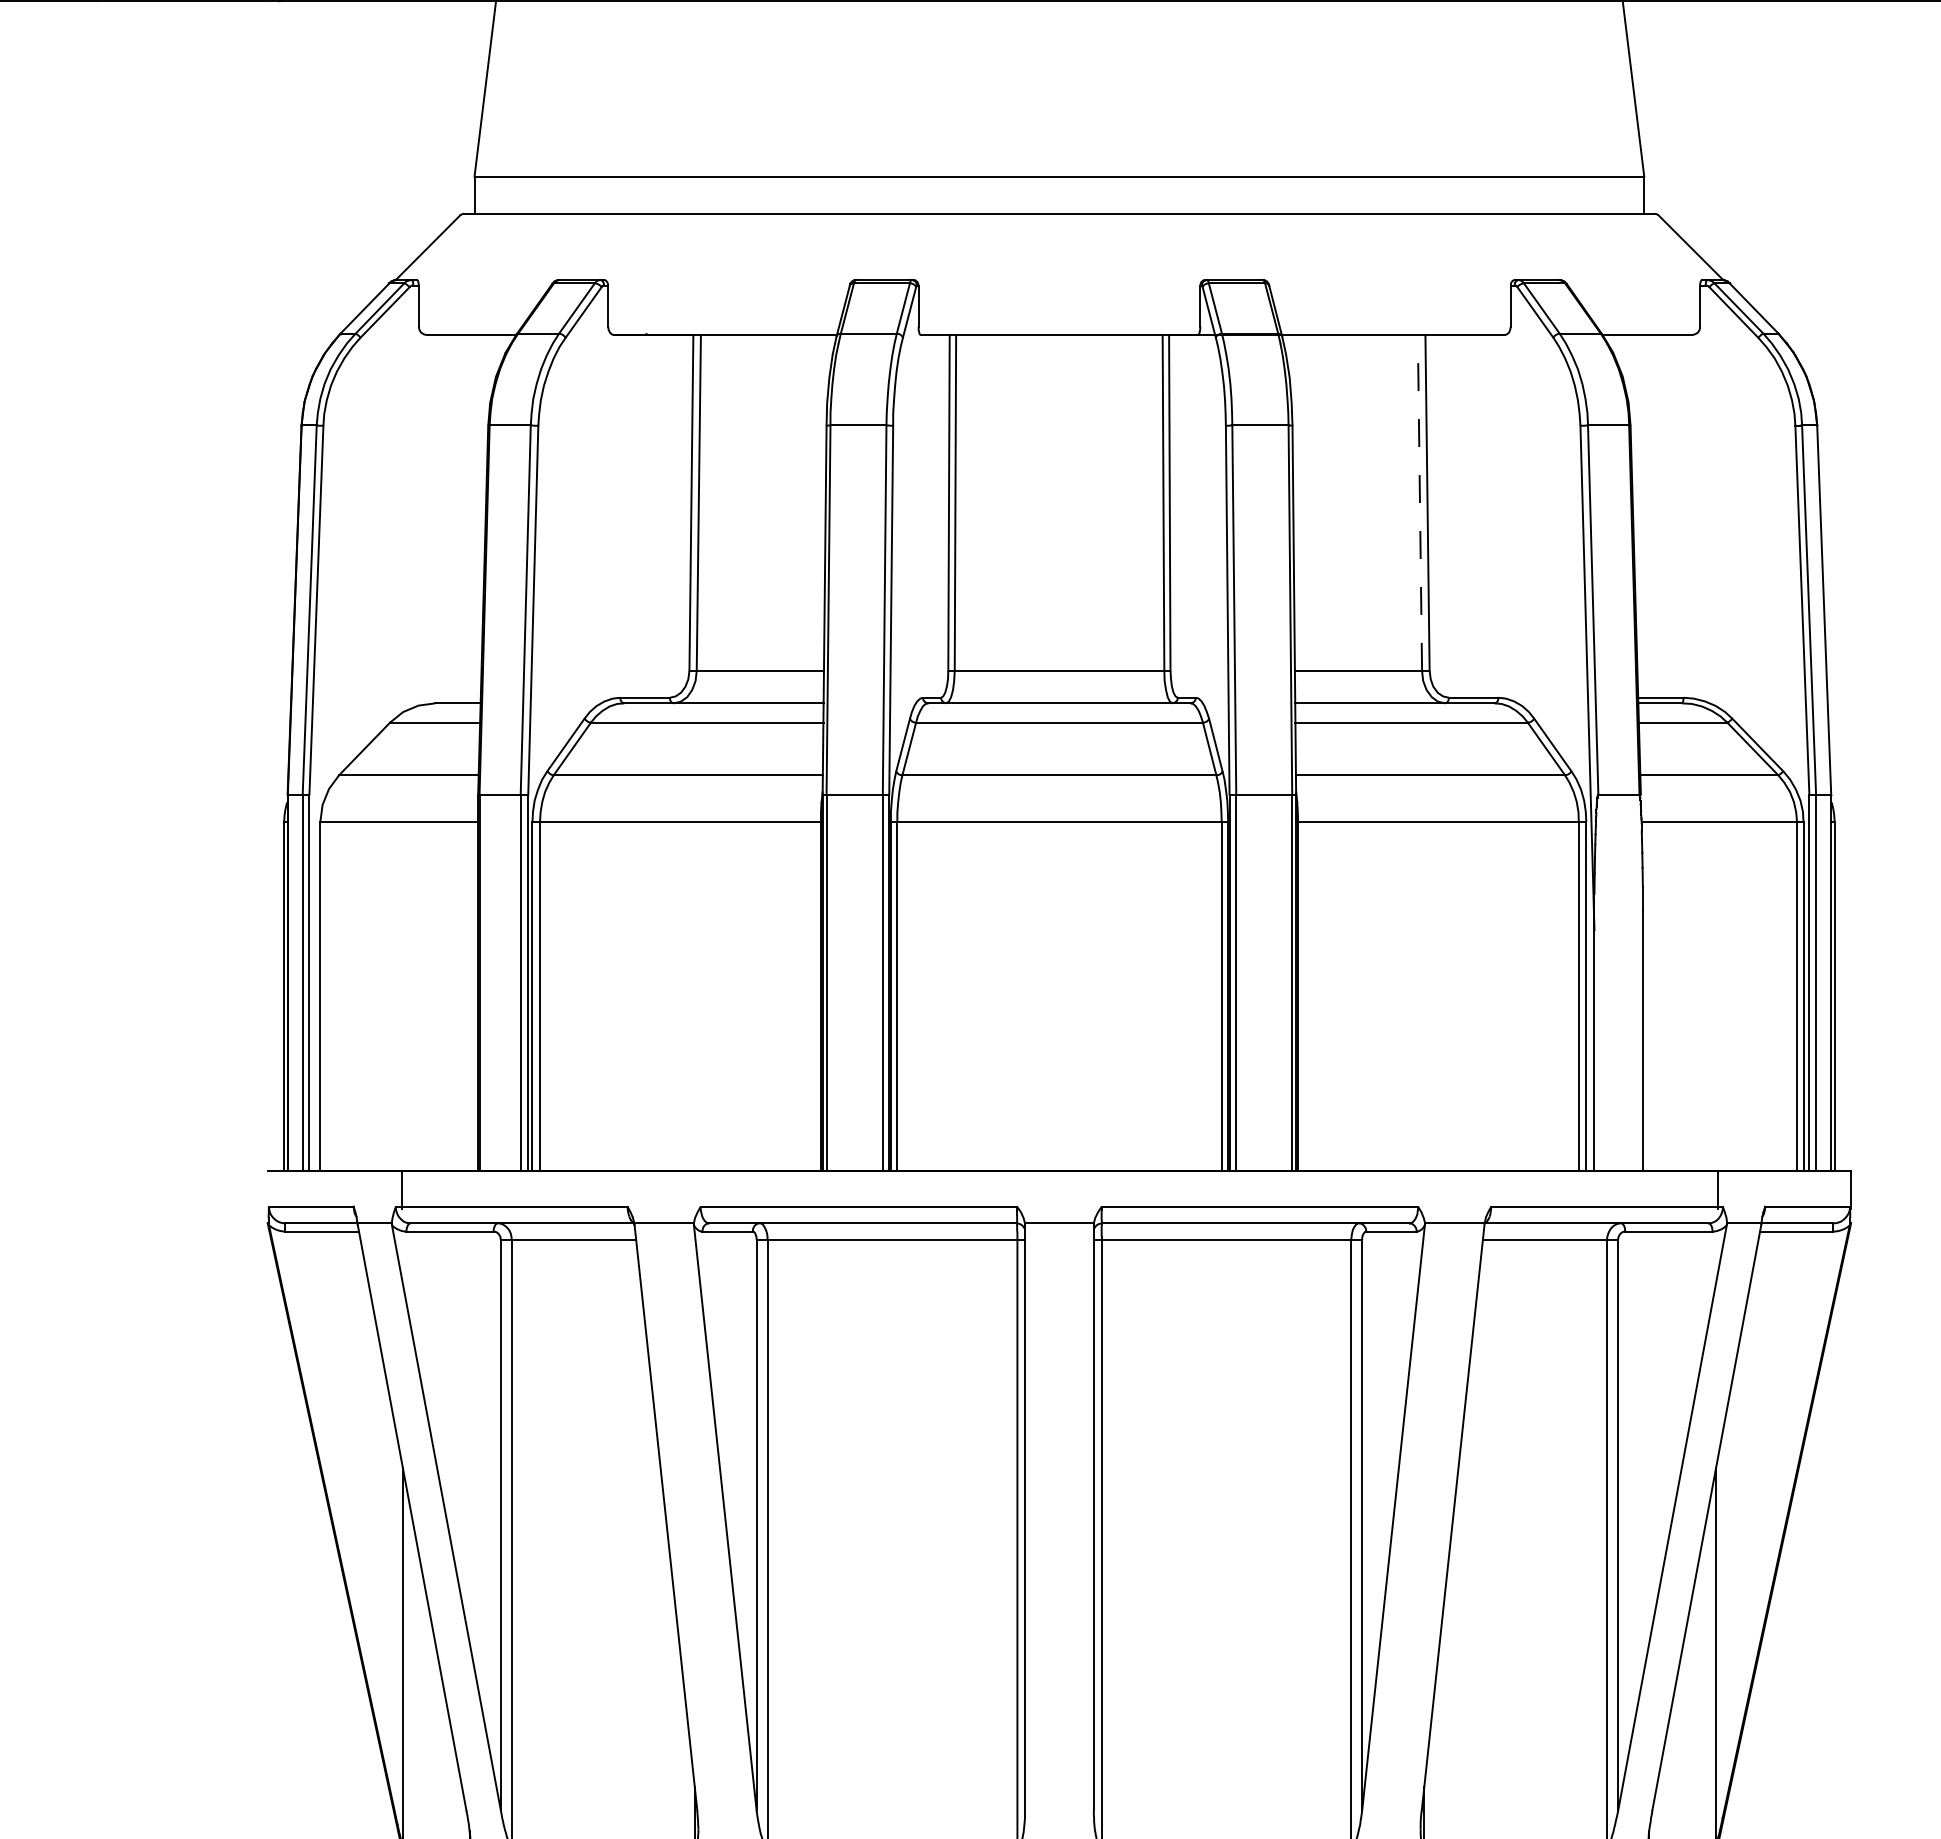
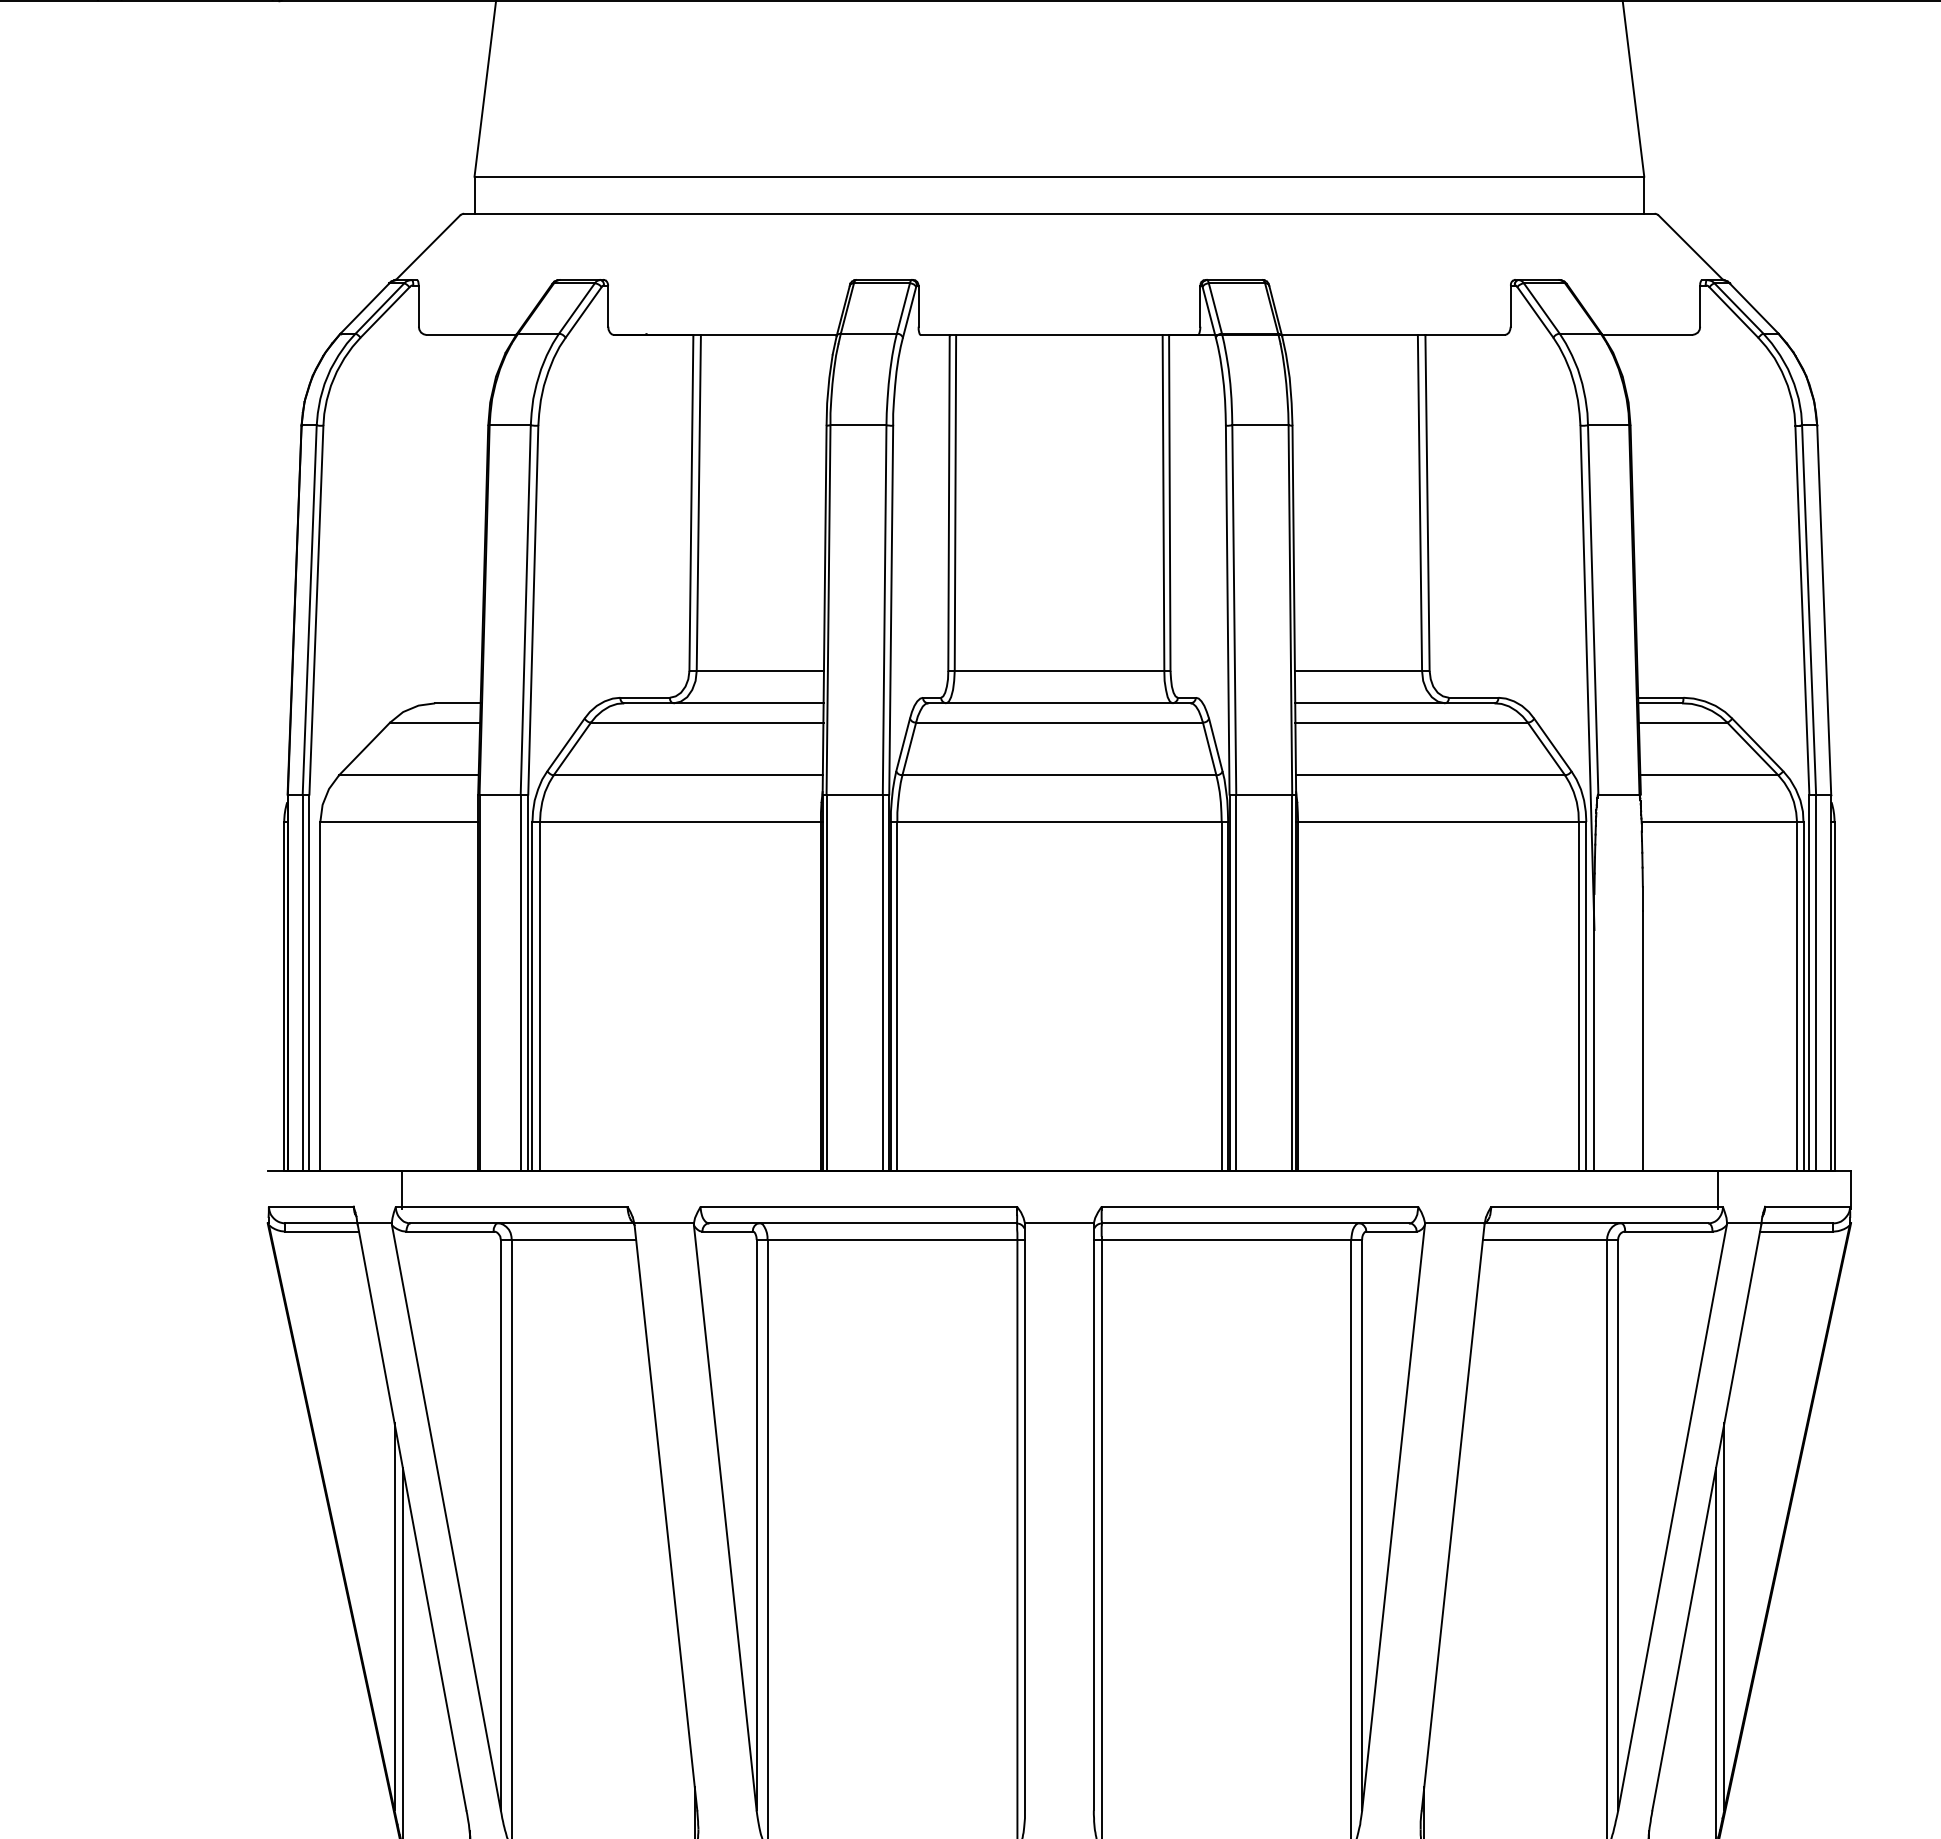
line: dashed -> solid (1419, 503)
line: none -> present (394, 1616)
line: none -> present (1724, 1616)
